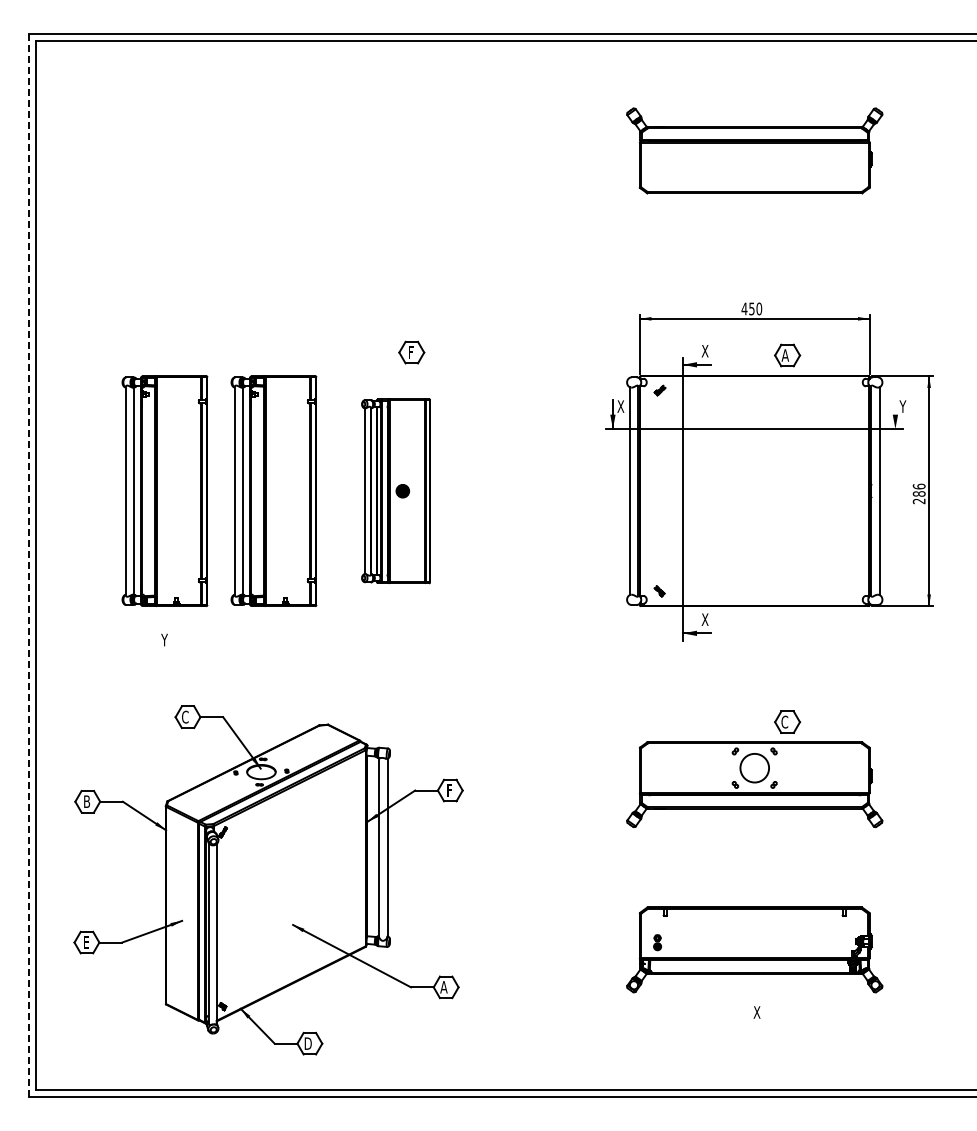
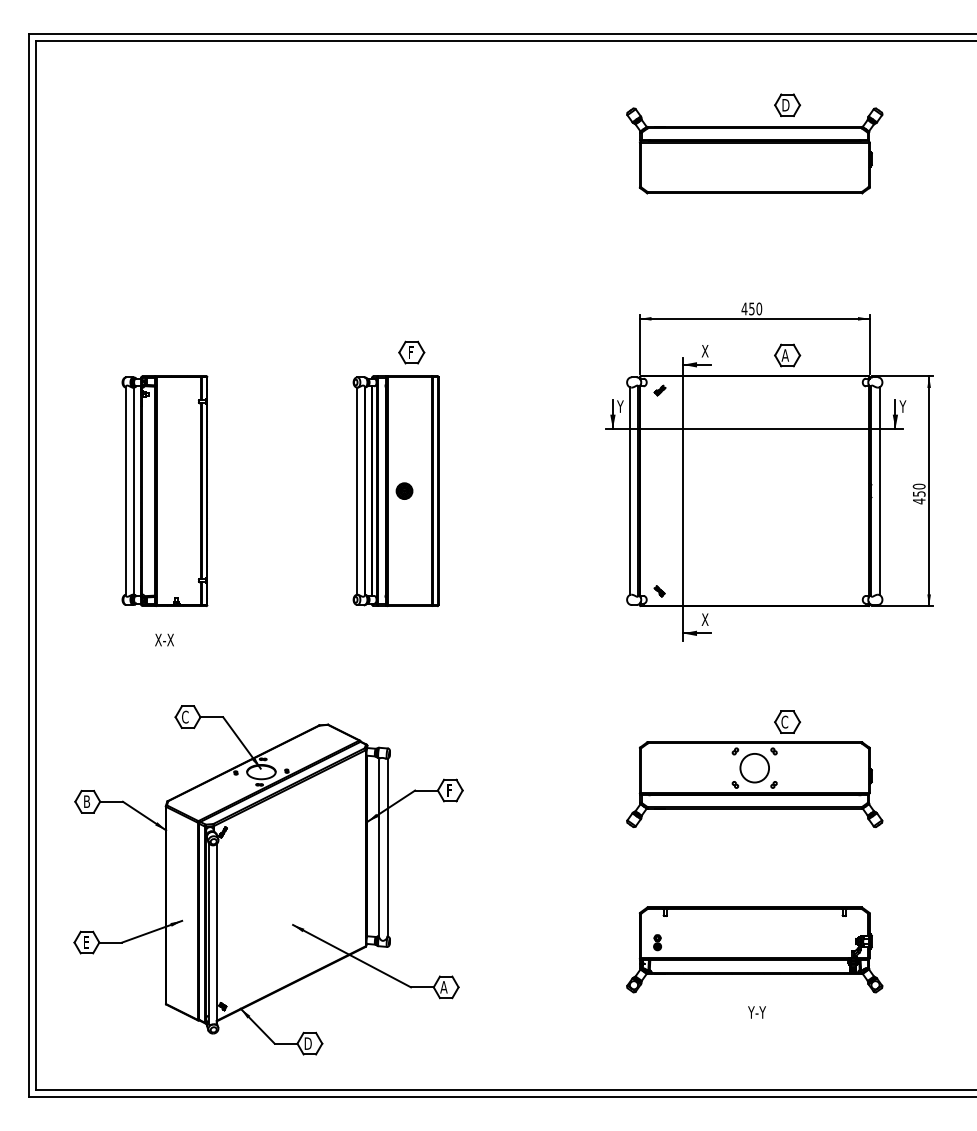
part: none -> present (787, 104)
text: X -> Y (620, 406)
line: none -> present (895, 414)
part: present -> none (273, 490)
part size: 70x187 px -> 88x233 px (395, 491)
text: 286 -> 450 (918, 493)
line: dashed -> solid (29, 565)
text: Y -> X-X (164, 639)
text: X -> Y-Y (756, 1012)
